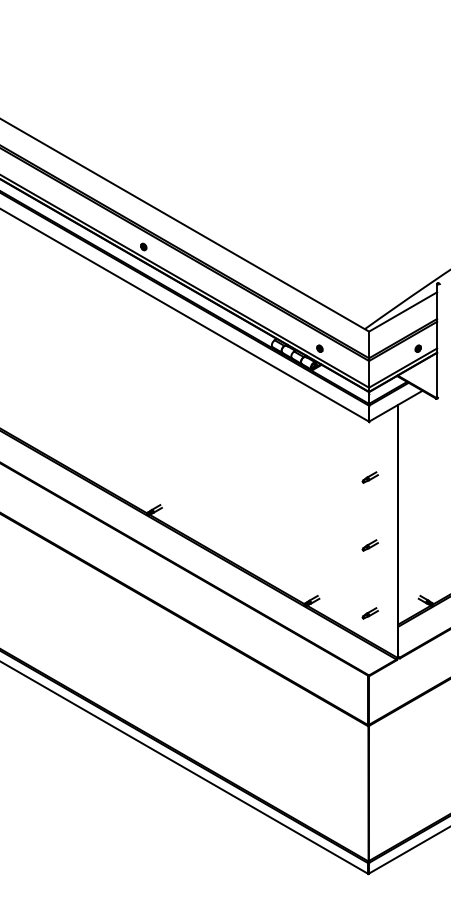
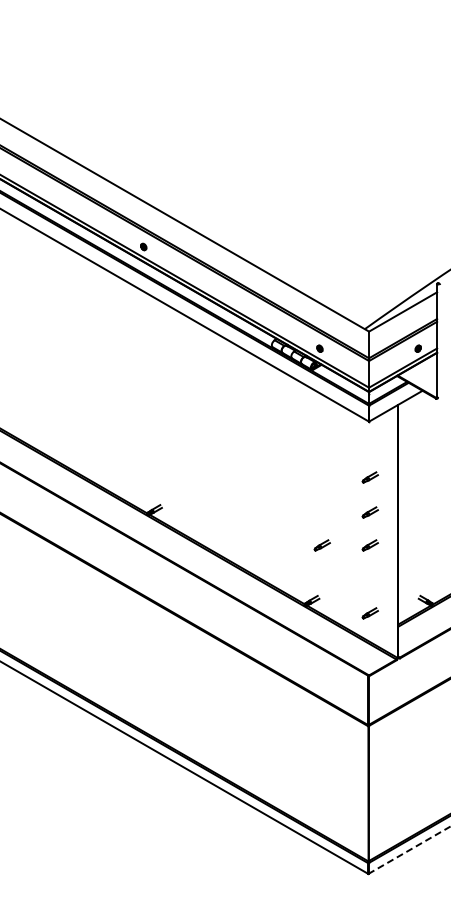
part: none -> present (369, 512)
part: none -> present (321, 545)
line: solid -> dashed (409, 850)
